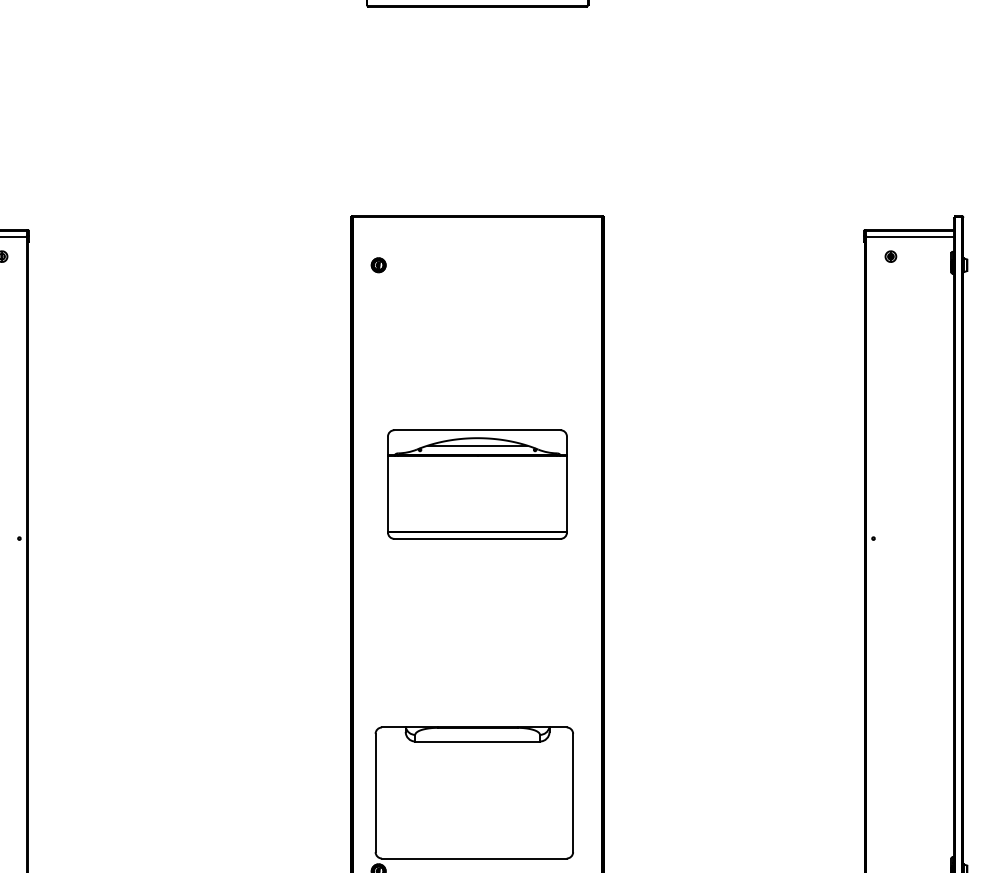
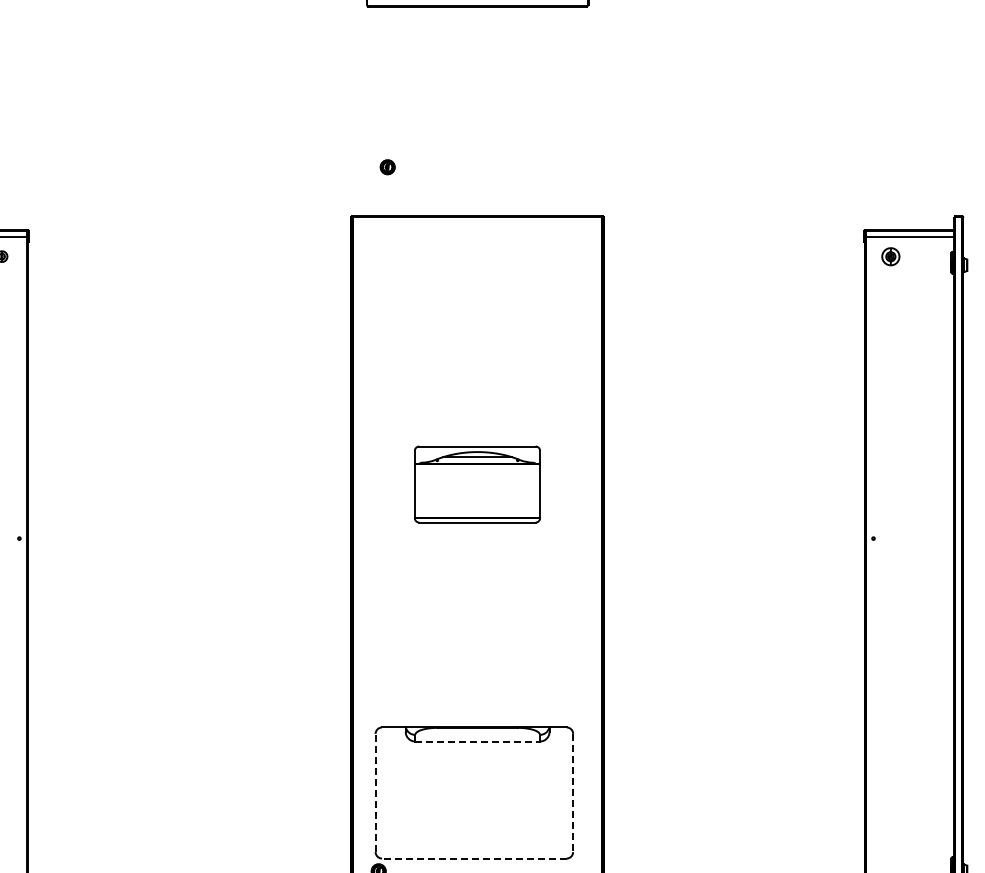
part size: 14x13 px -> 20x20 px (890, 256)
part position: (378, 265) -> (387, 167) (387, 167)
part size: 181x111 px -> 127x79 px (477, 484)
line: solid -> dashed (478, 741)
line: solid -> dashed (375, 792)
line: solid -> dashed (573, 793)
line: solid -> dashed (473, 858)
